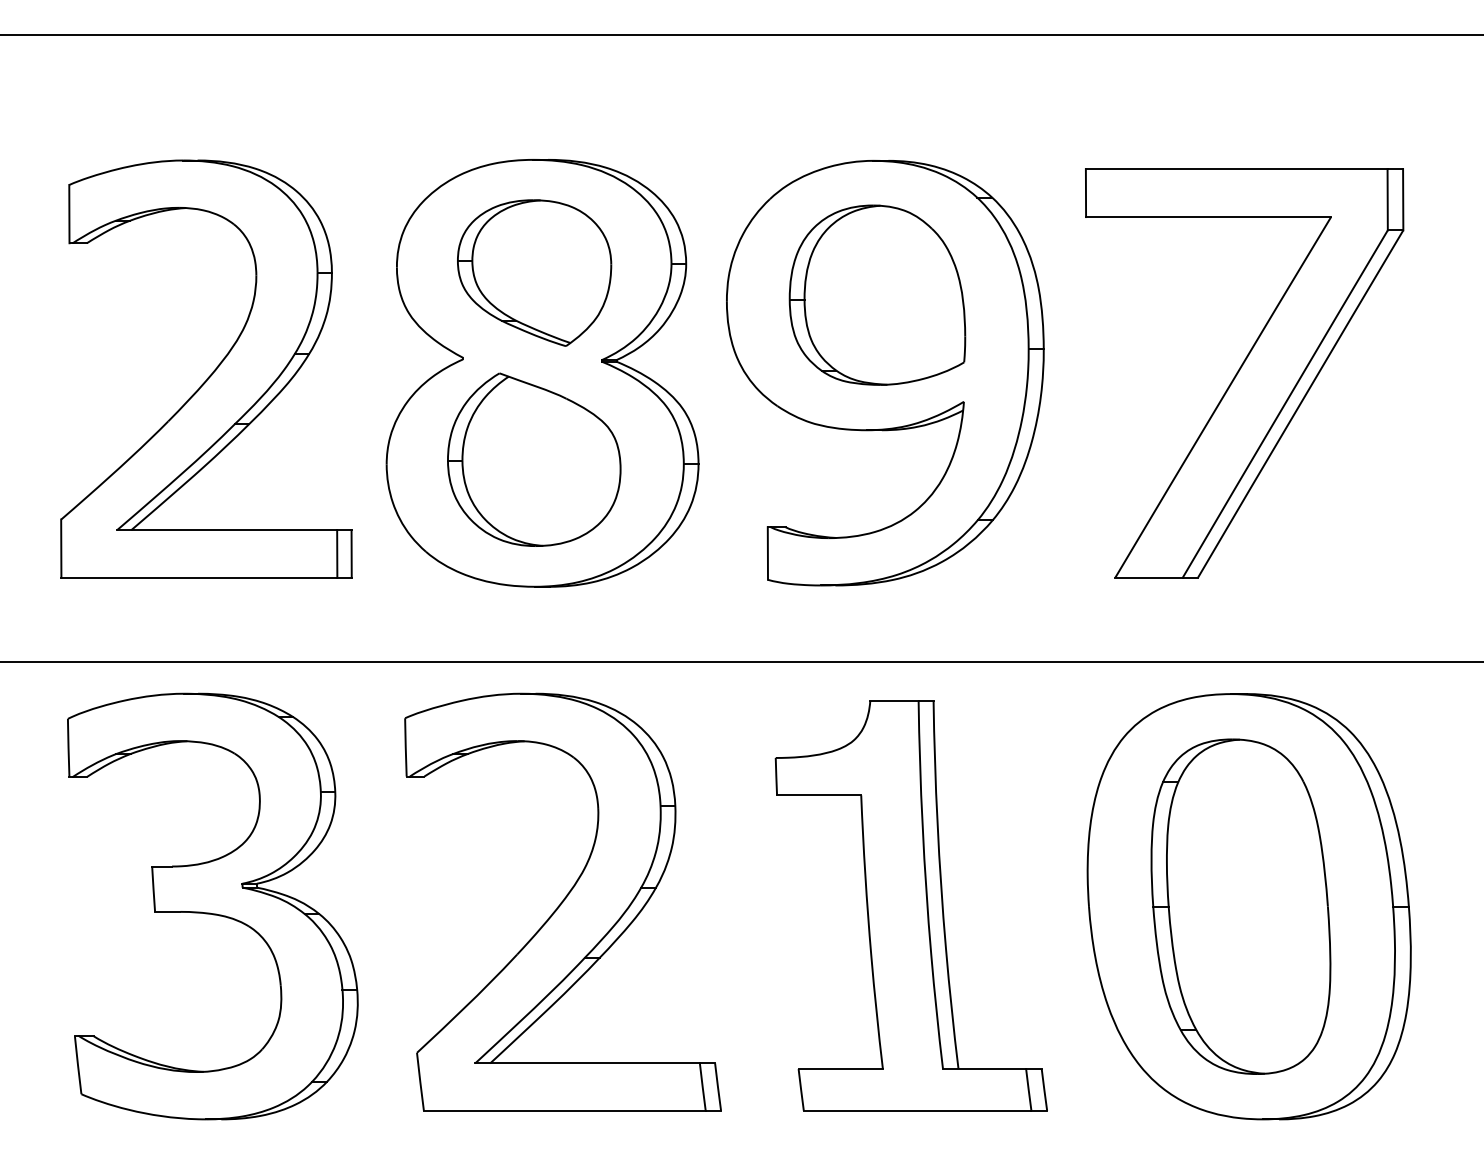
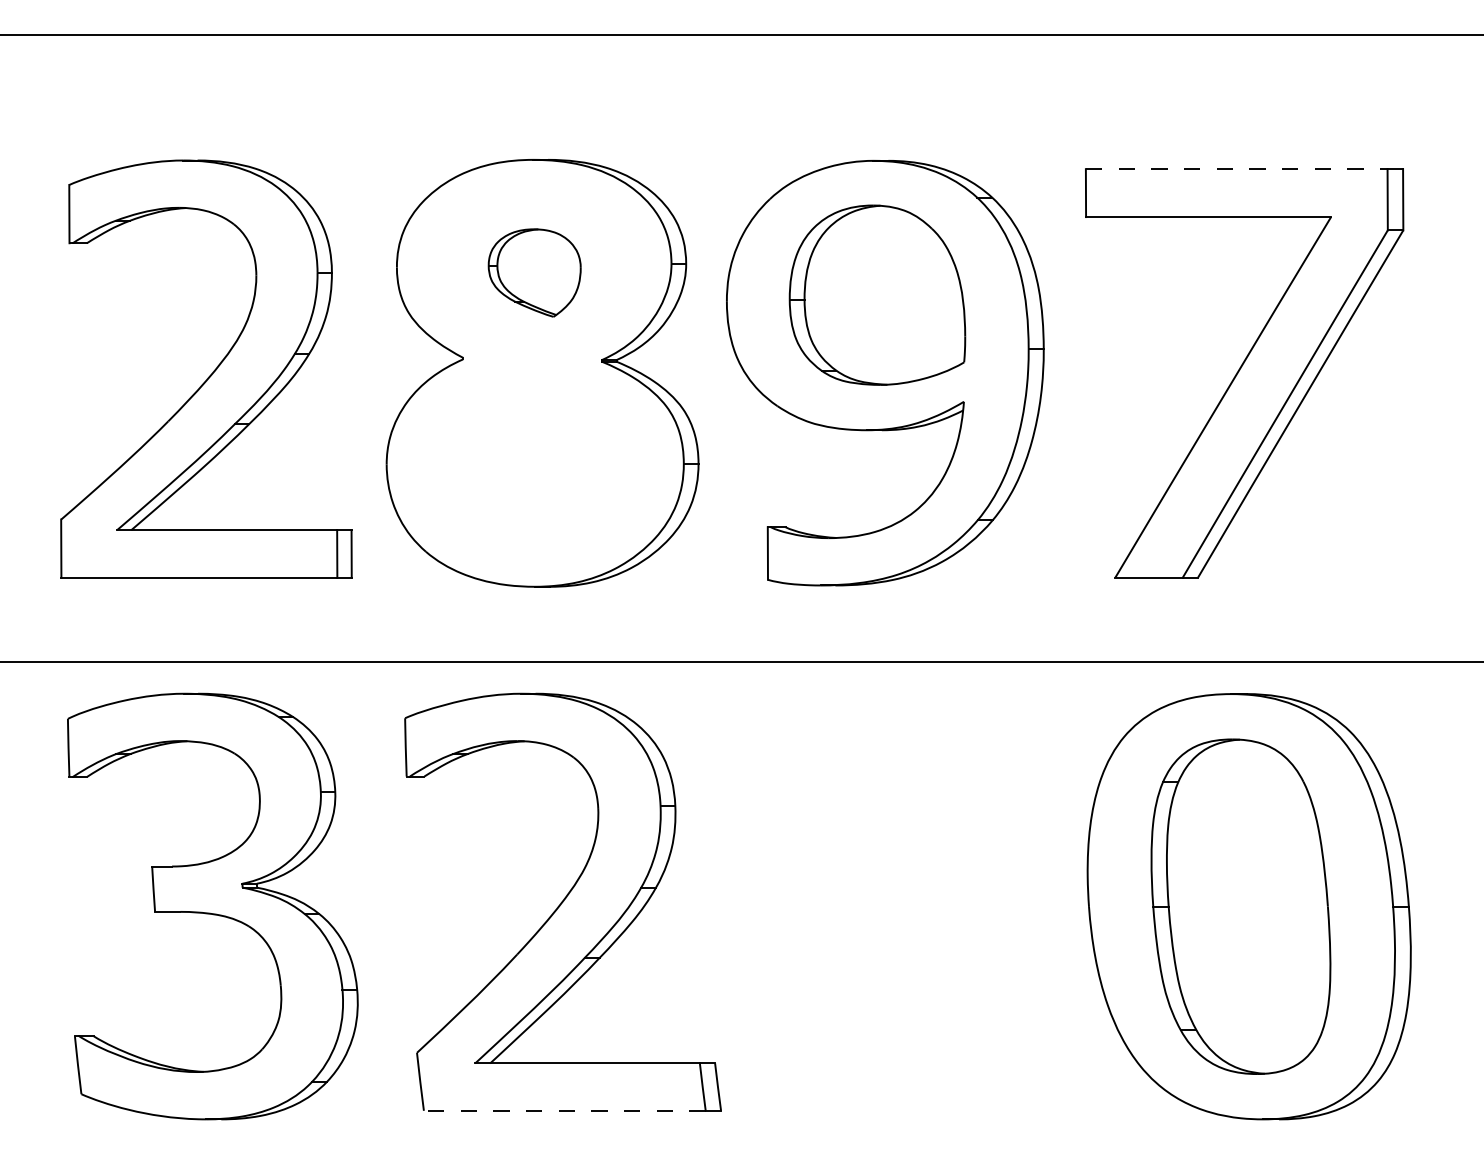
line: solid -> dashed (1236, 169)
part size: 156x148 px -> 95x90 px (534, 272)
part: present -> none (534, 459)
part: present -> none (910, 905)
line: solid -> dashed (564, 1110)
